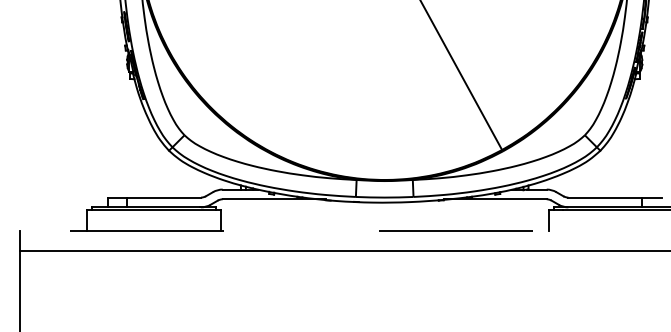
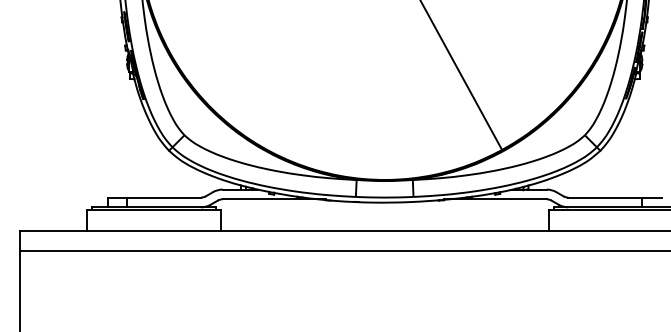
line: dashed -> solid (345, 231)
